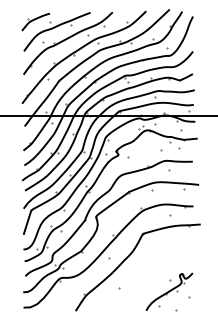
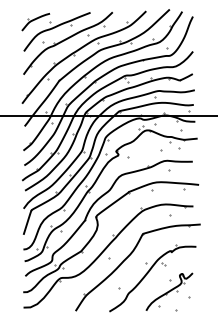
part: none -> present (148, 273)
